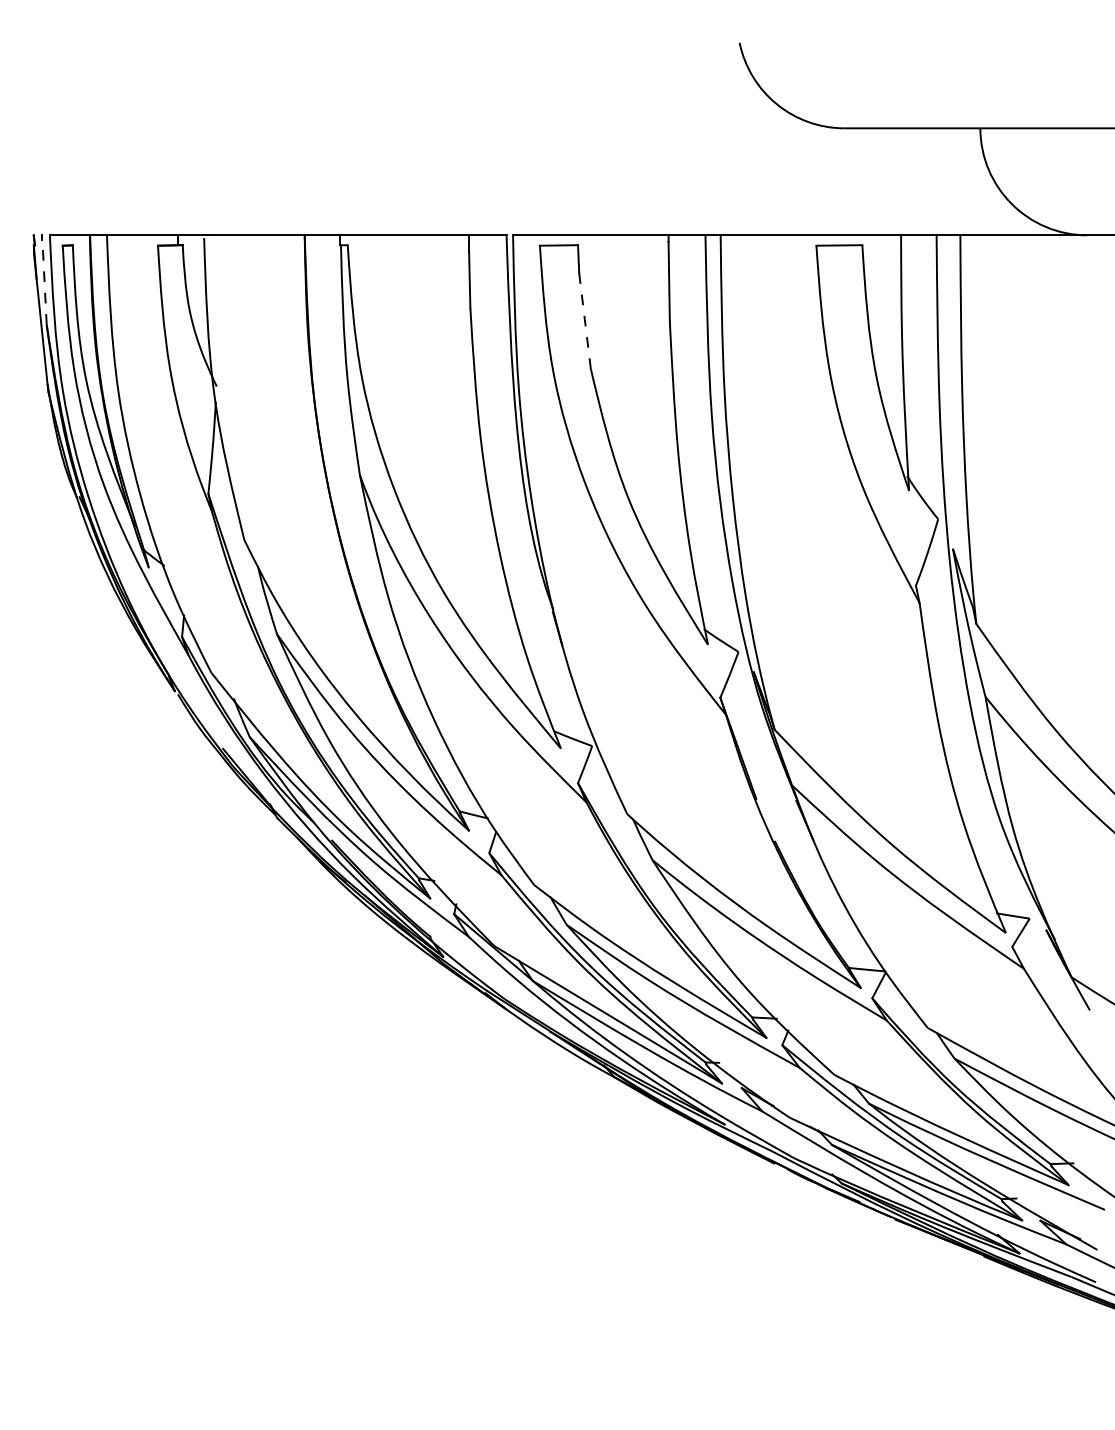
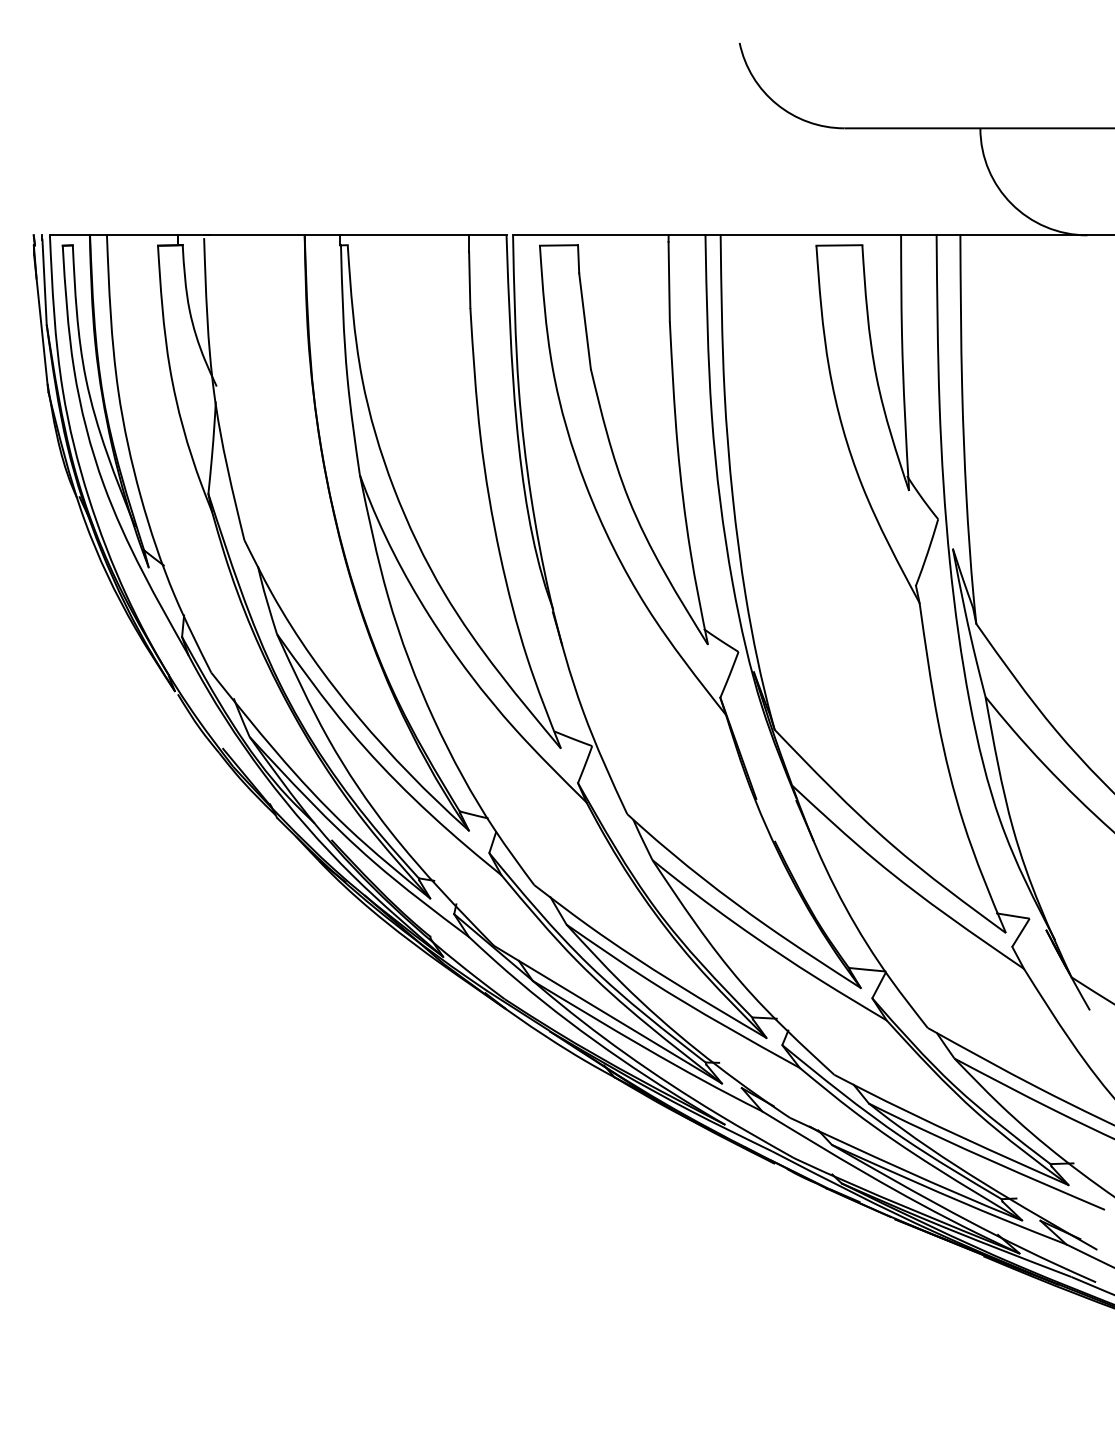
line: dashed -> solid (44, 282)
line: dashed -> solid (585, 321)
